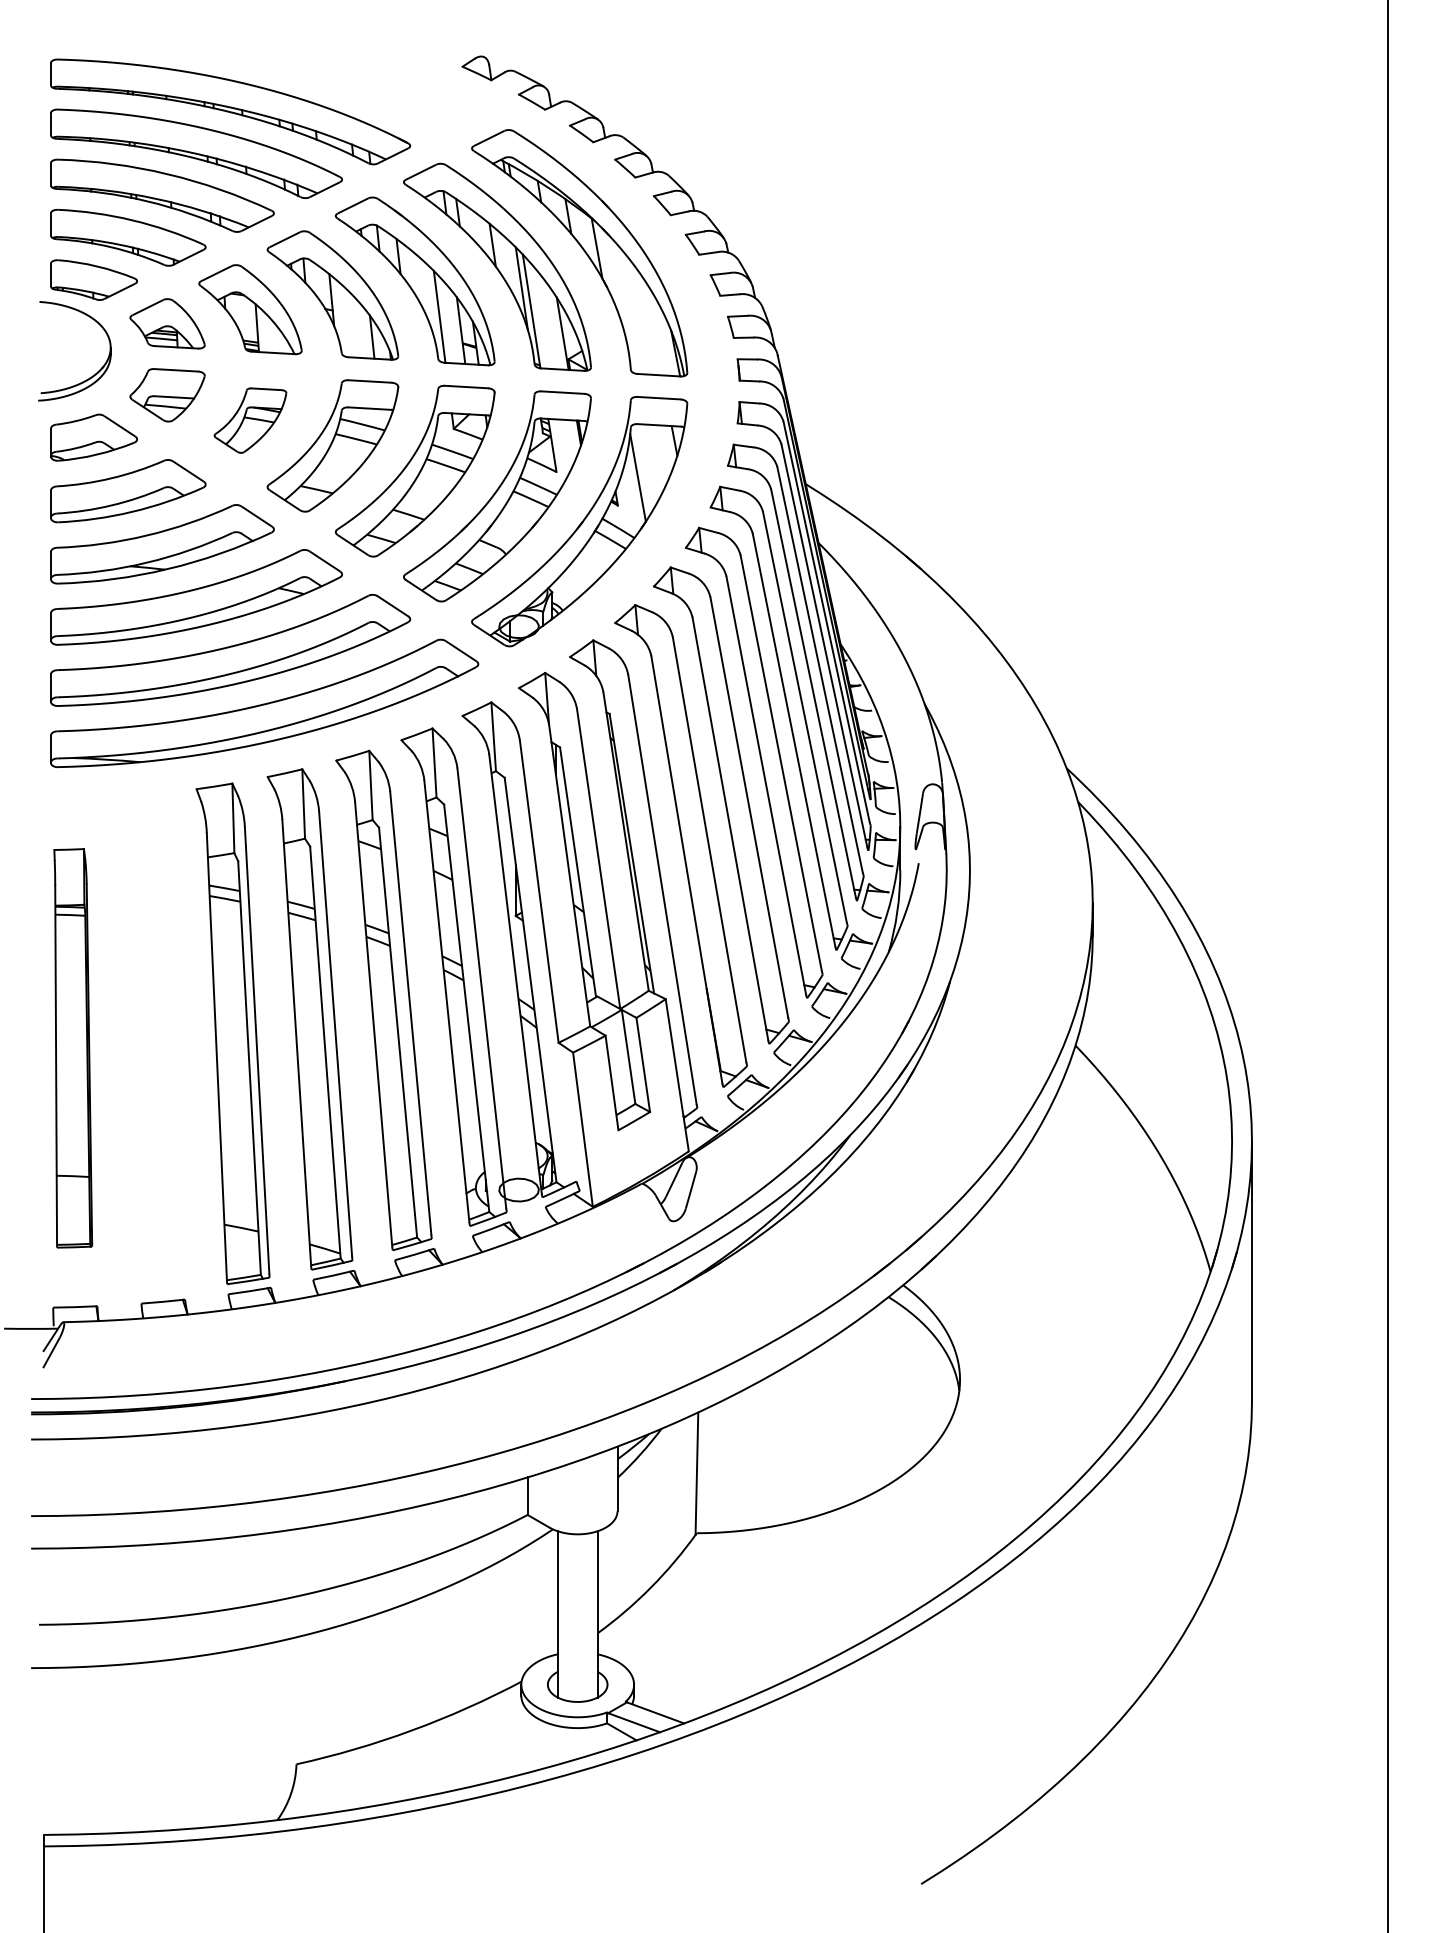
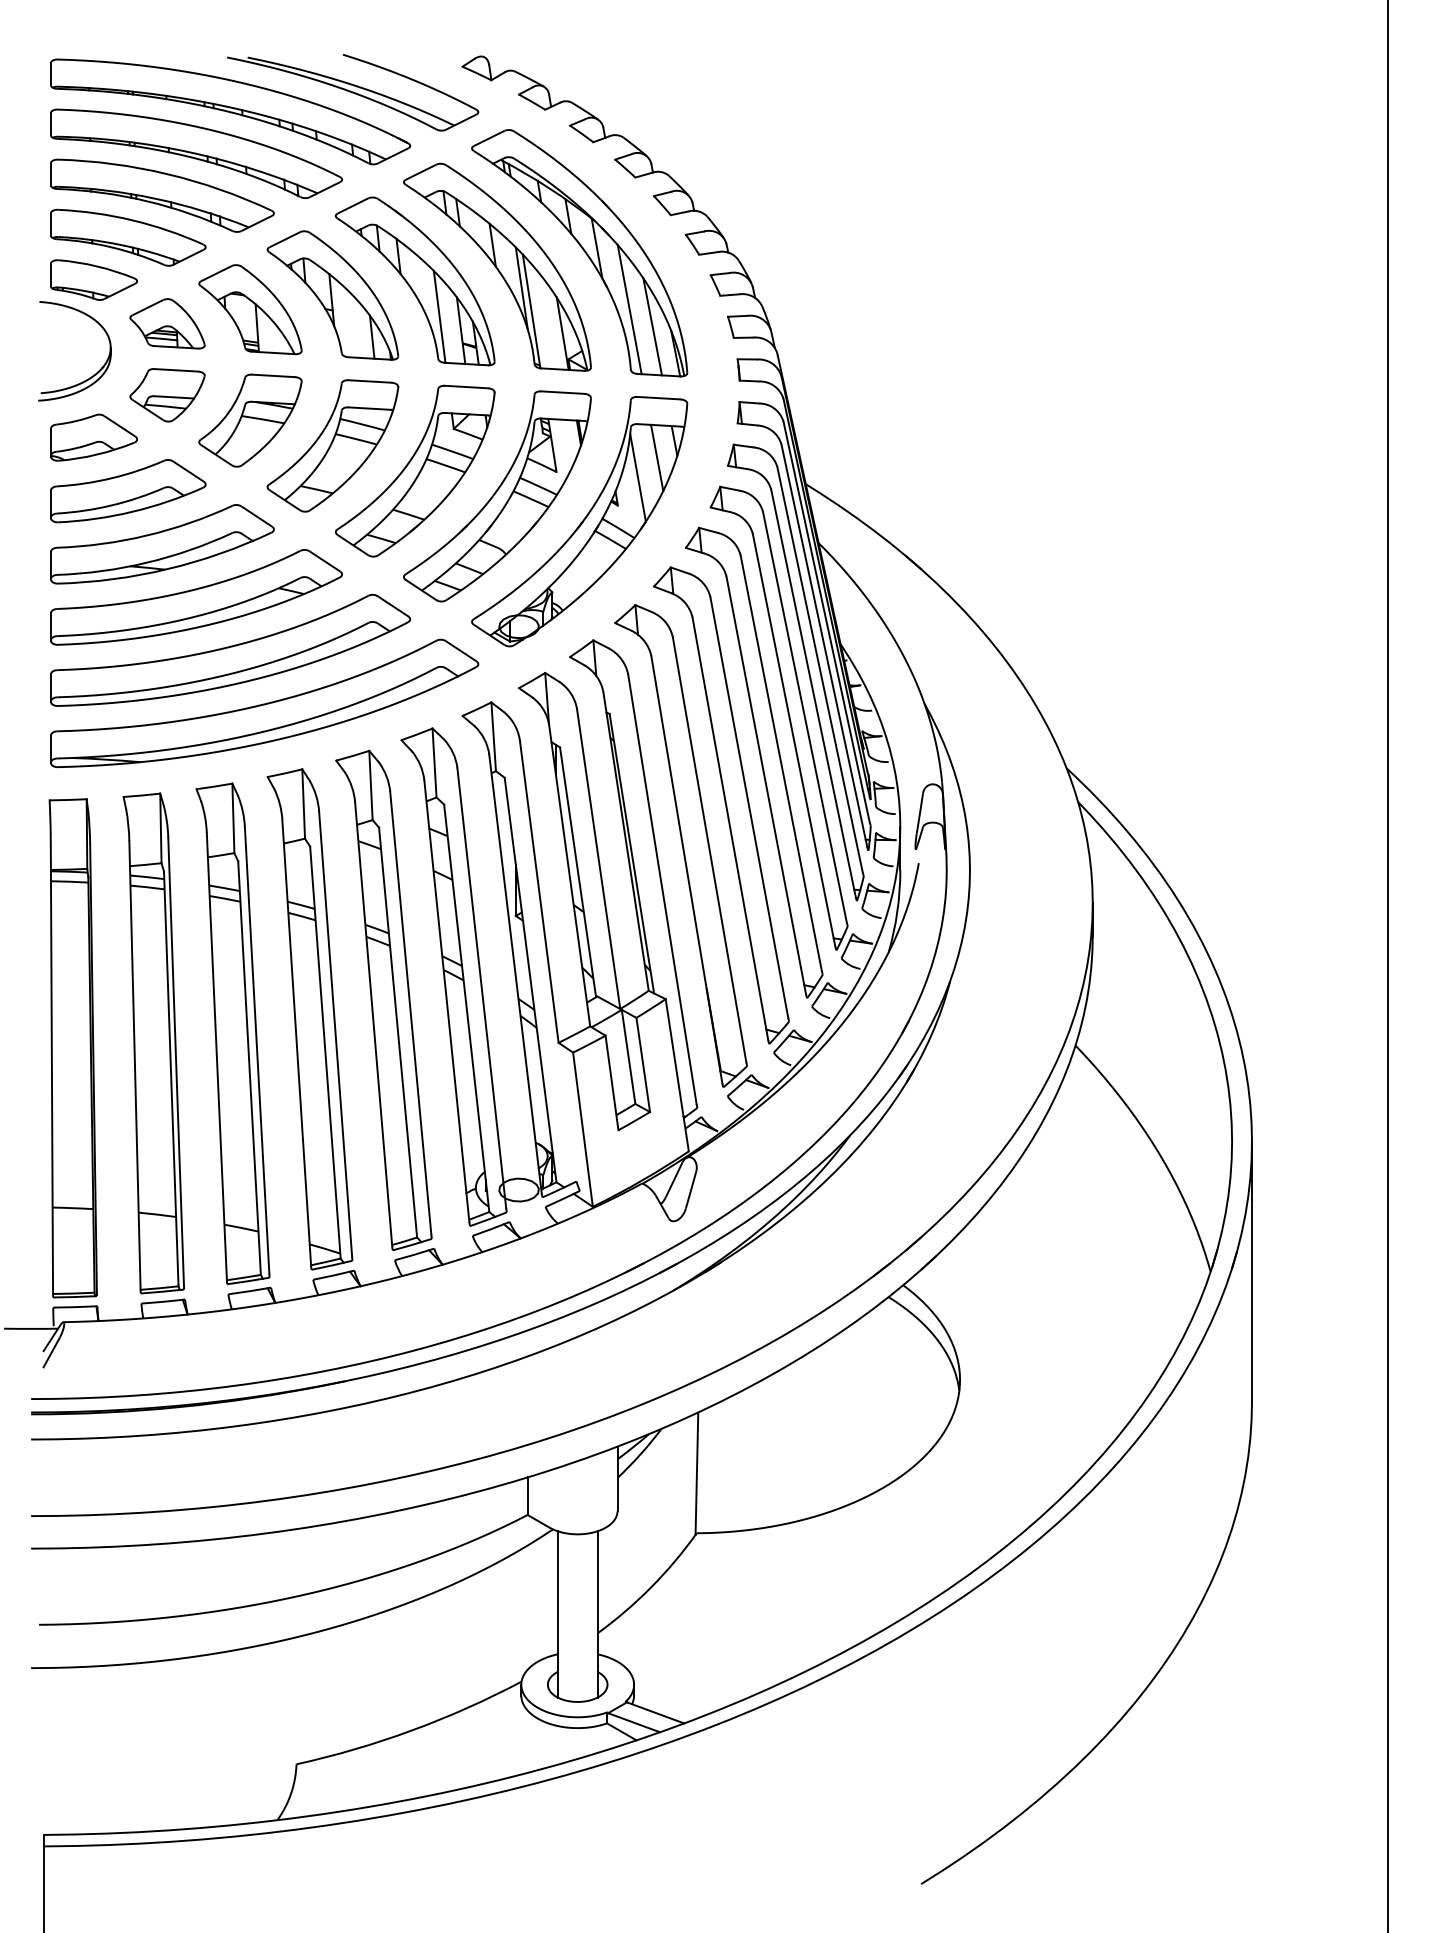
part: none -> present (353, 92)
line: none -> present (629, 309)
line: none -> present (652, 326)
part size: 75x67 px -> 105x95 px (250, 420)
line: none -> present (657, 457)
part: none -> present (153, 1043)
part size: 41x401 px -> 50x501 px (72, 1048)
